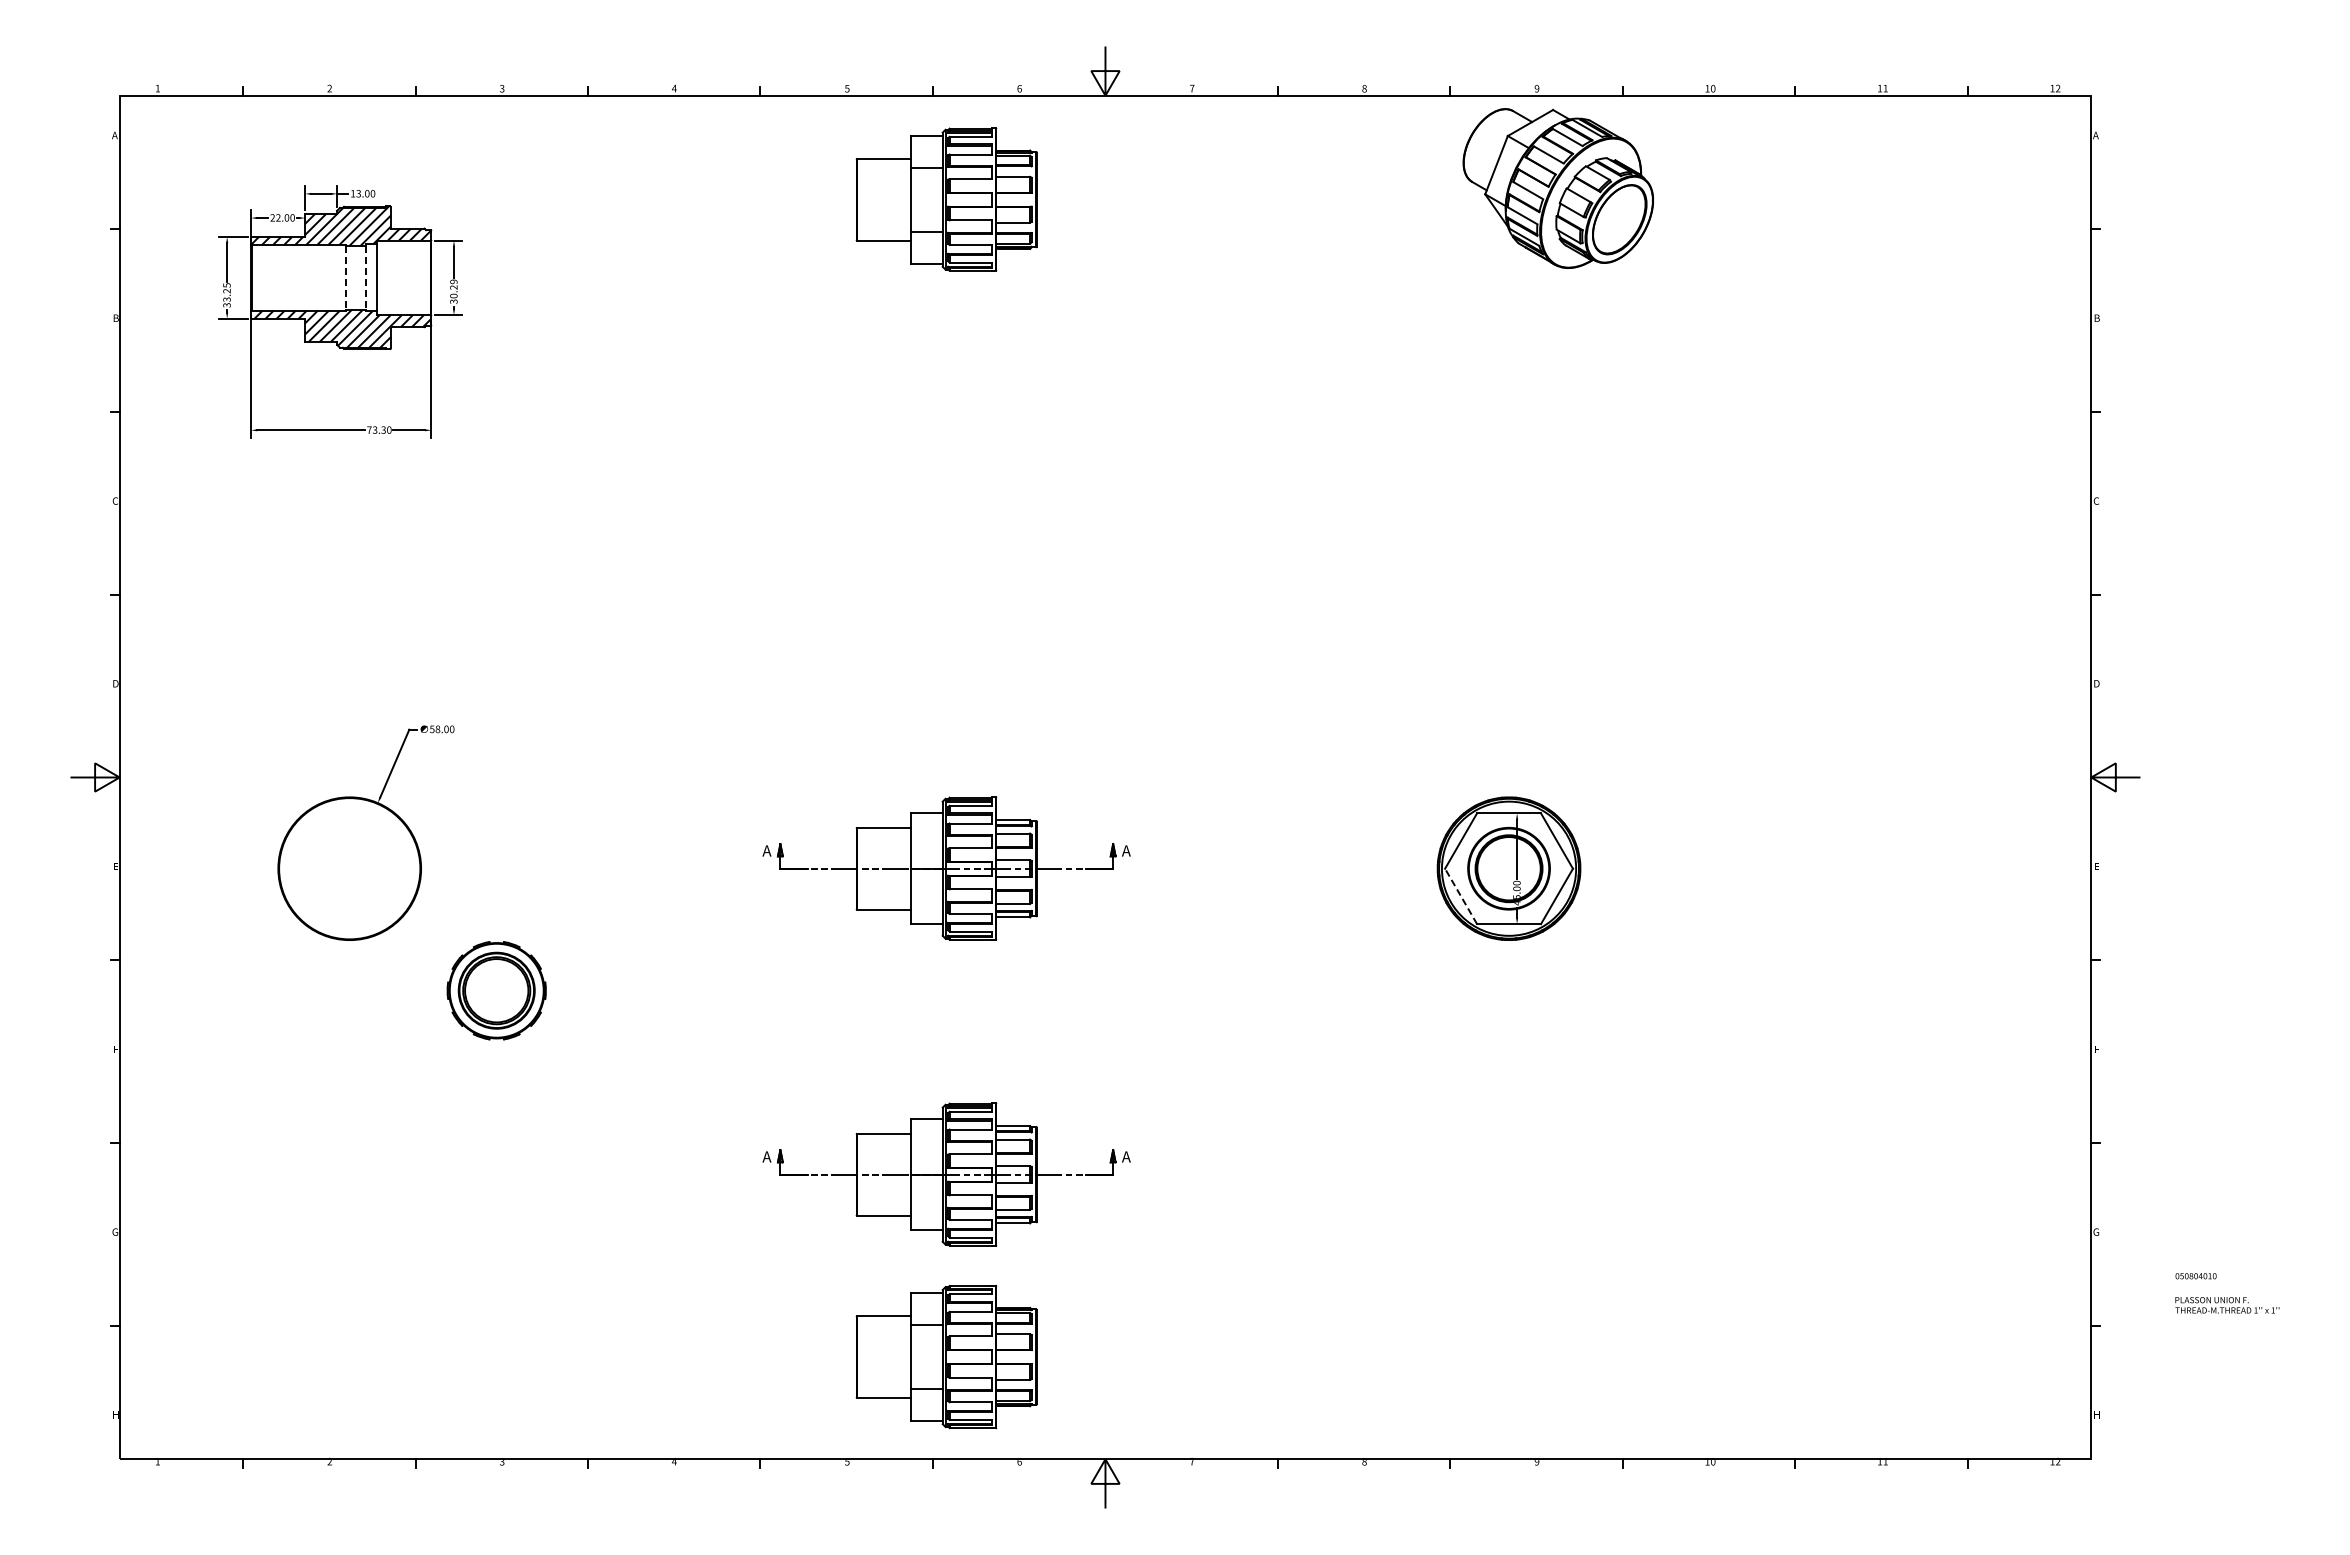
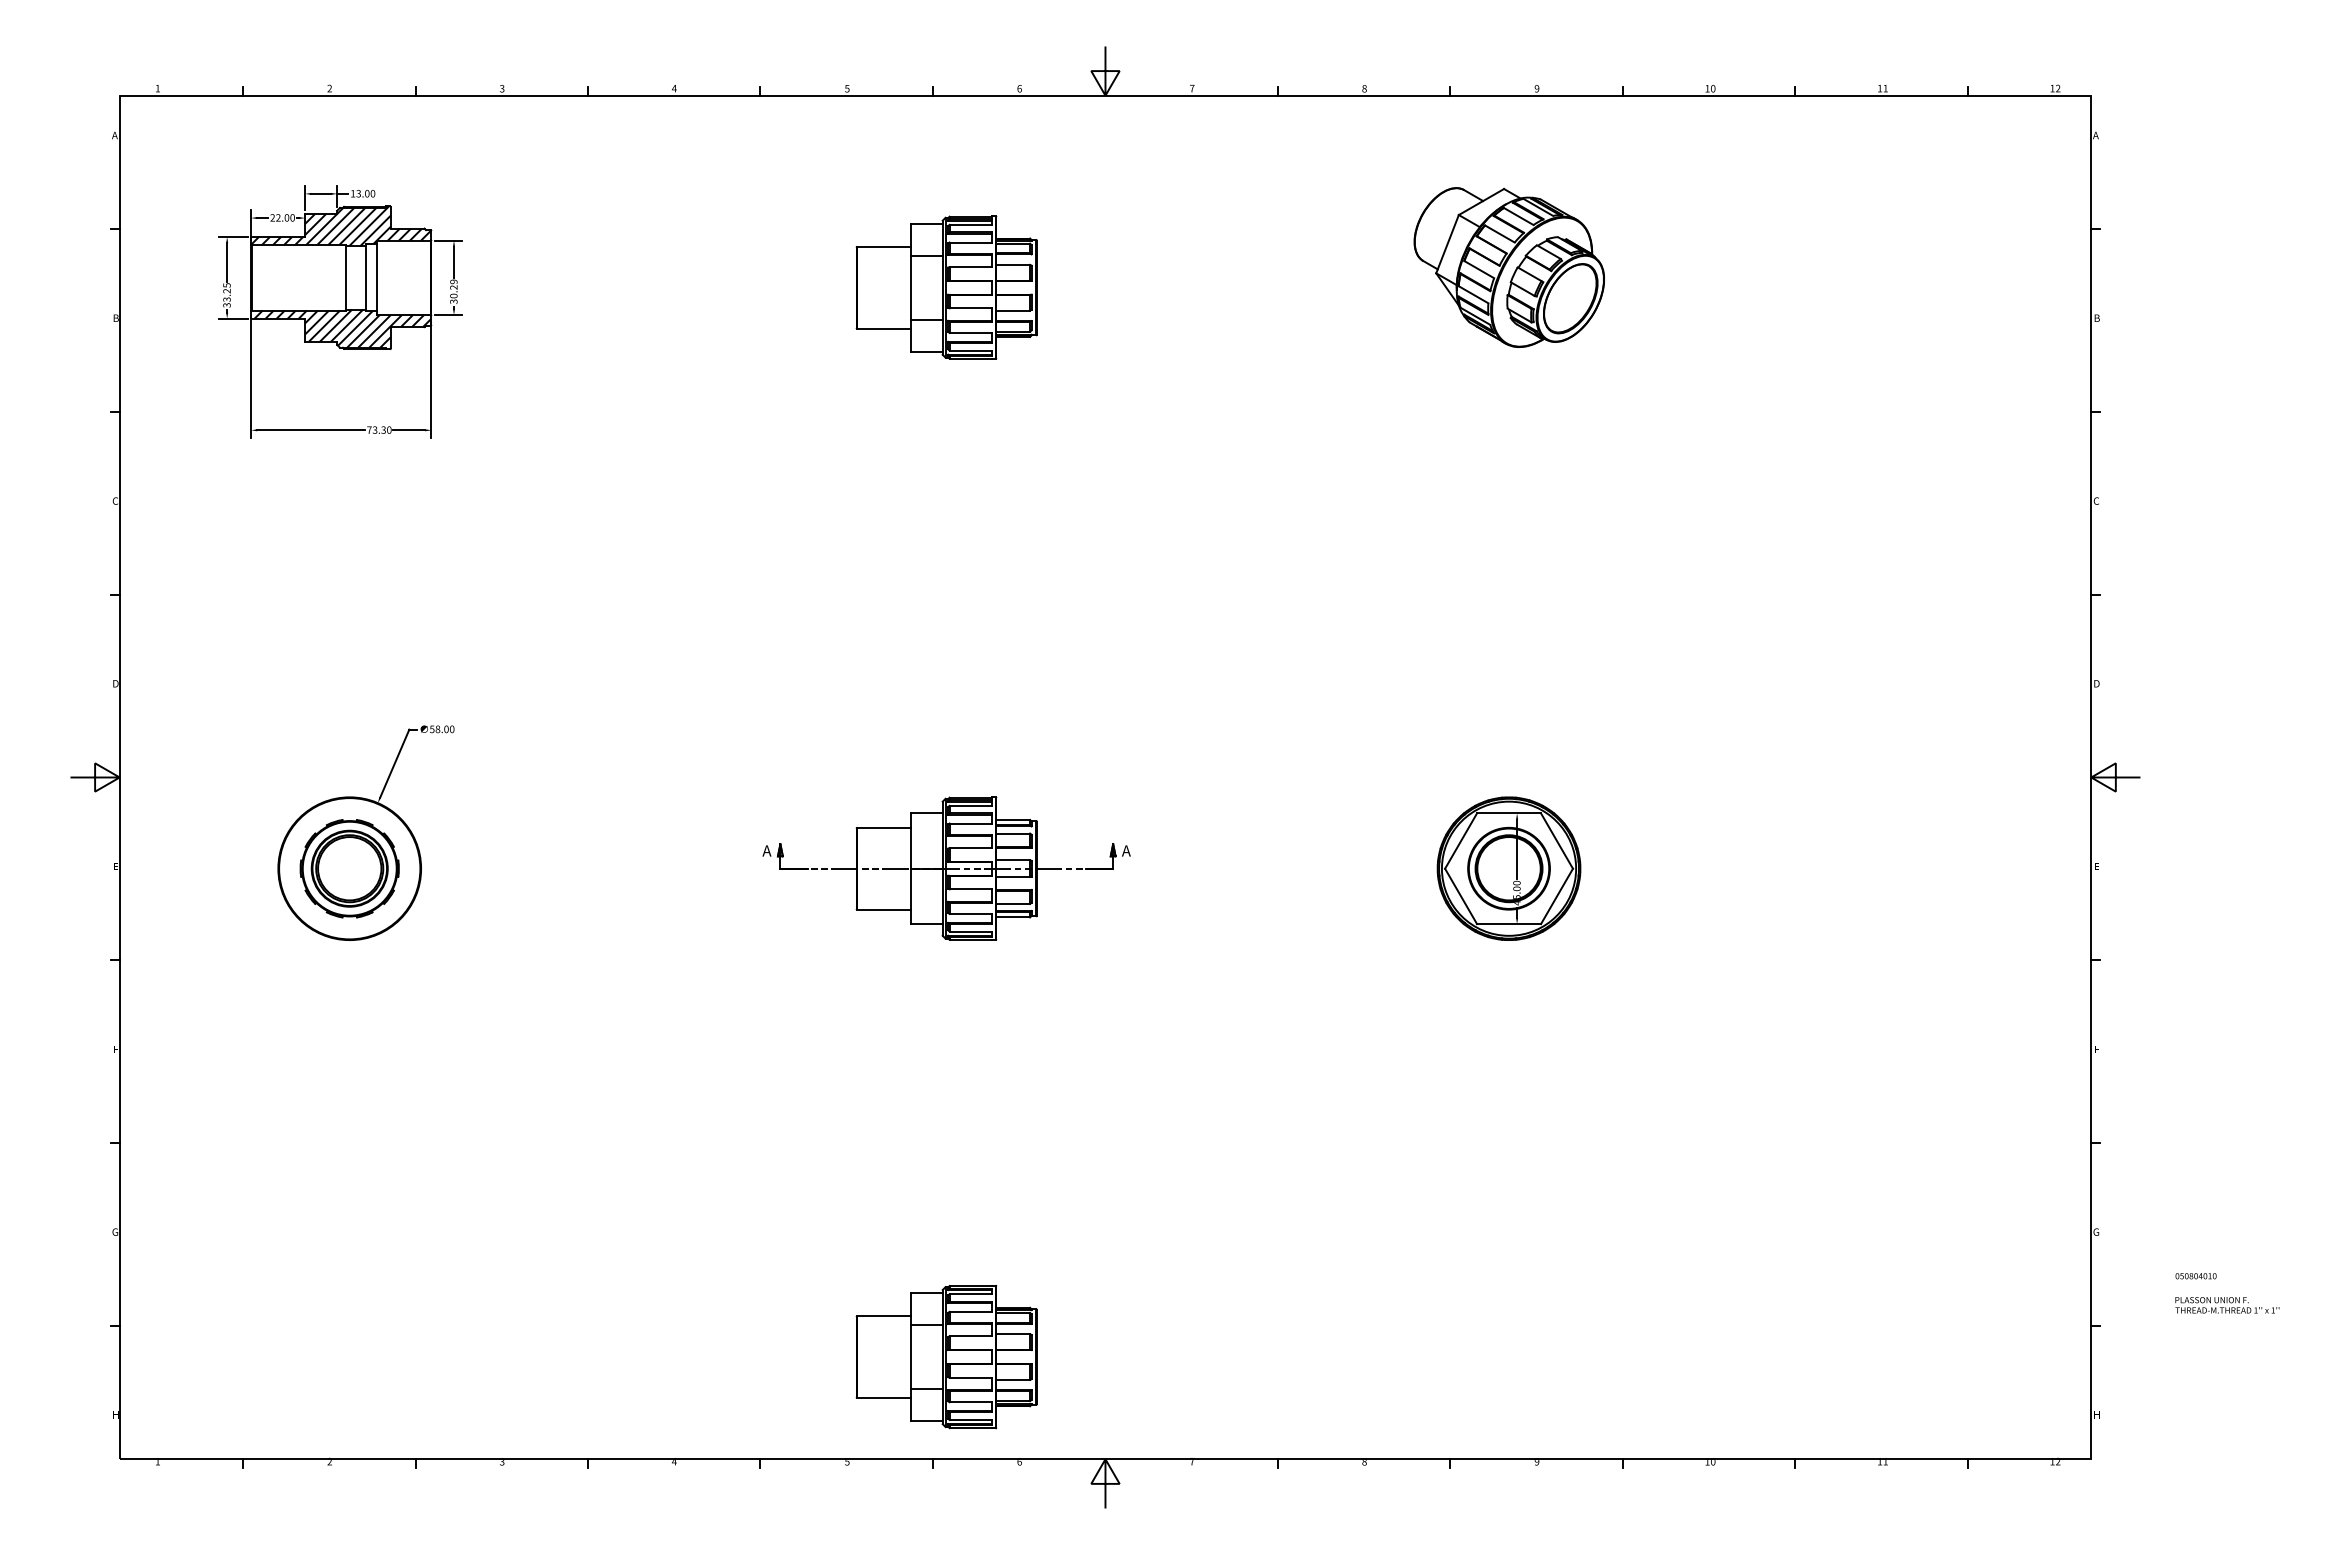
part position: (1557, 188) -> (1508, 267) (1508, 267)
part position: (946, 199) -> (946, 287) (946, 287)
line: dashed -> solid (345, 277)
line: dashed -> solid (366, 277)
line: dashed -> solid (1461, 896)
part position: (496, 990) -> (349, 868) (349, 868)
part: present -> none (946, 1174)
